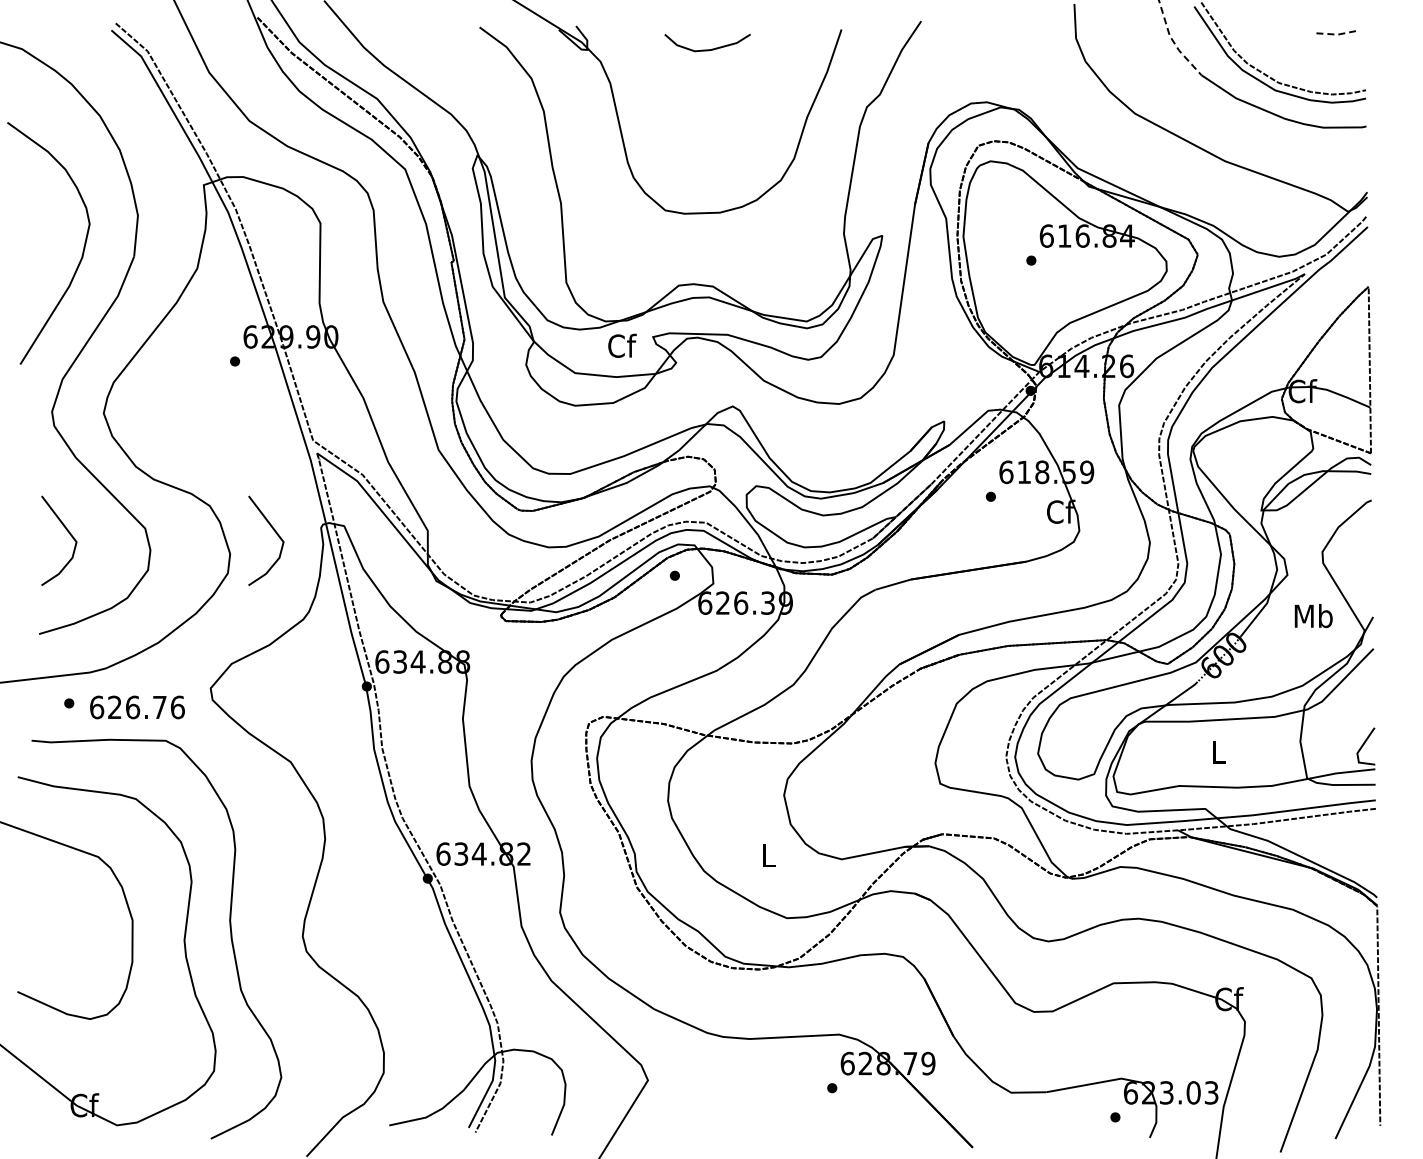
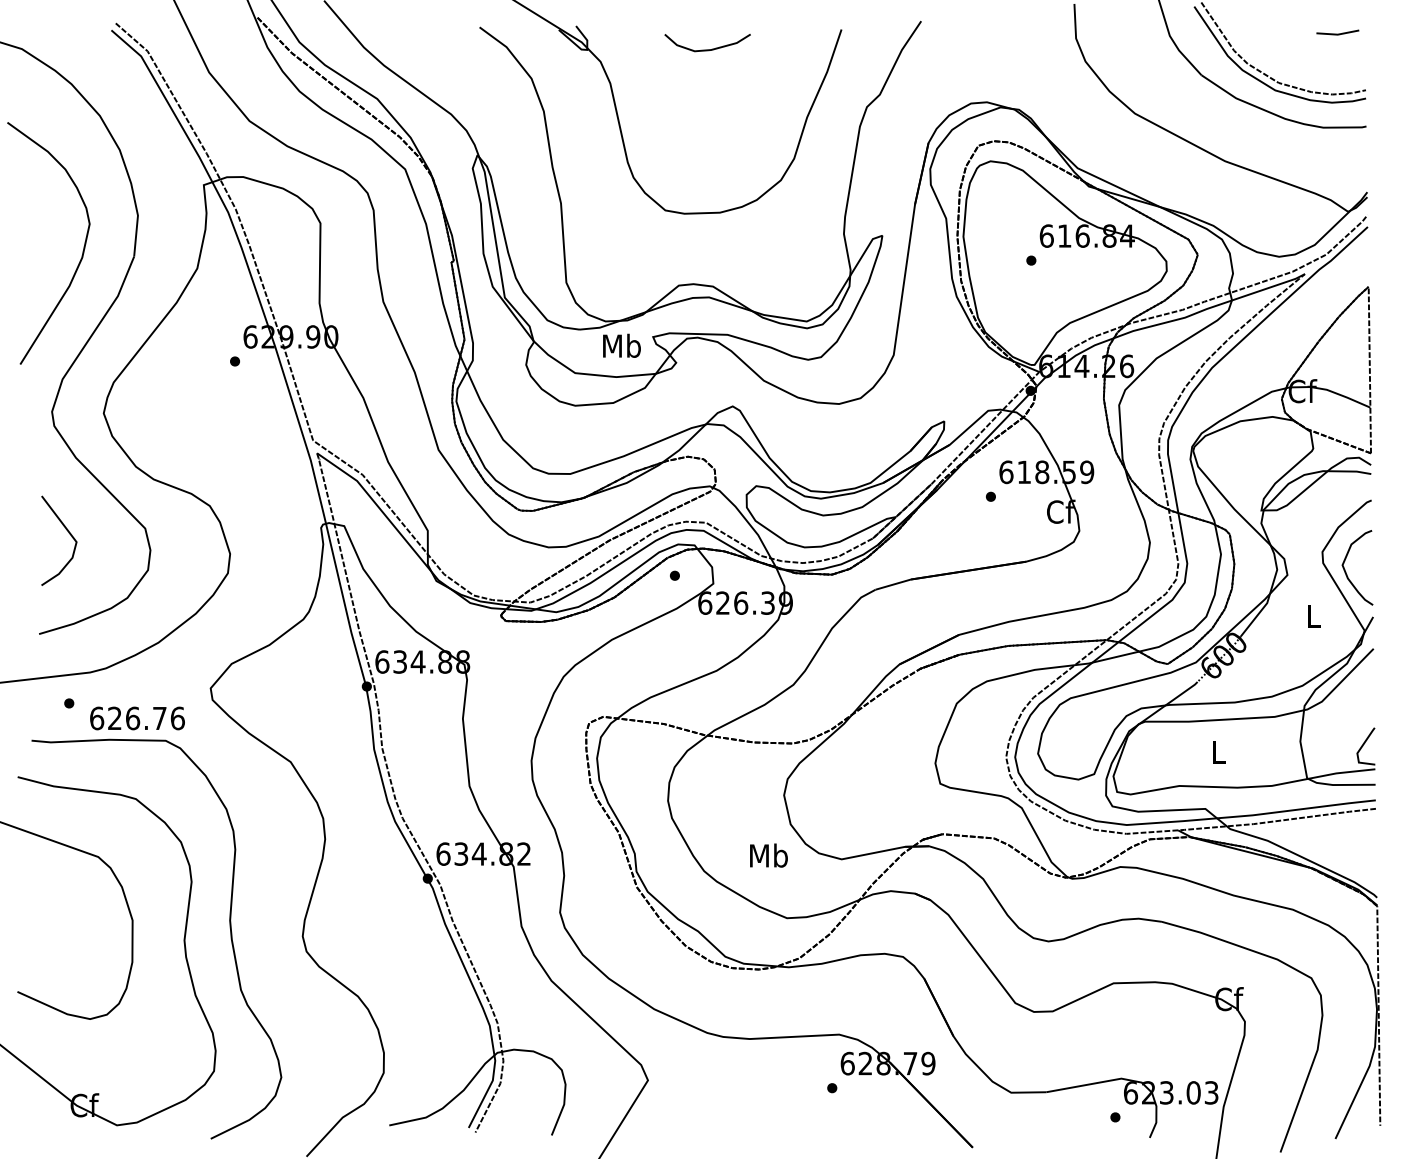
line: dashed -> solid (1337, 34)
line: dashed -> solid (1173, 41)
text: Cf -> Mb (621, 345)
line: present -> none (275, 533)
curve: none -> present (1346, 571)
text: Mb -> L (1313, 616)
text position: (137, 707) -> (137, 718) (137, 718)
text: L -> Mb (768, 855)
